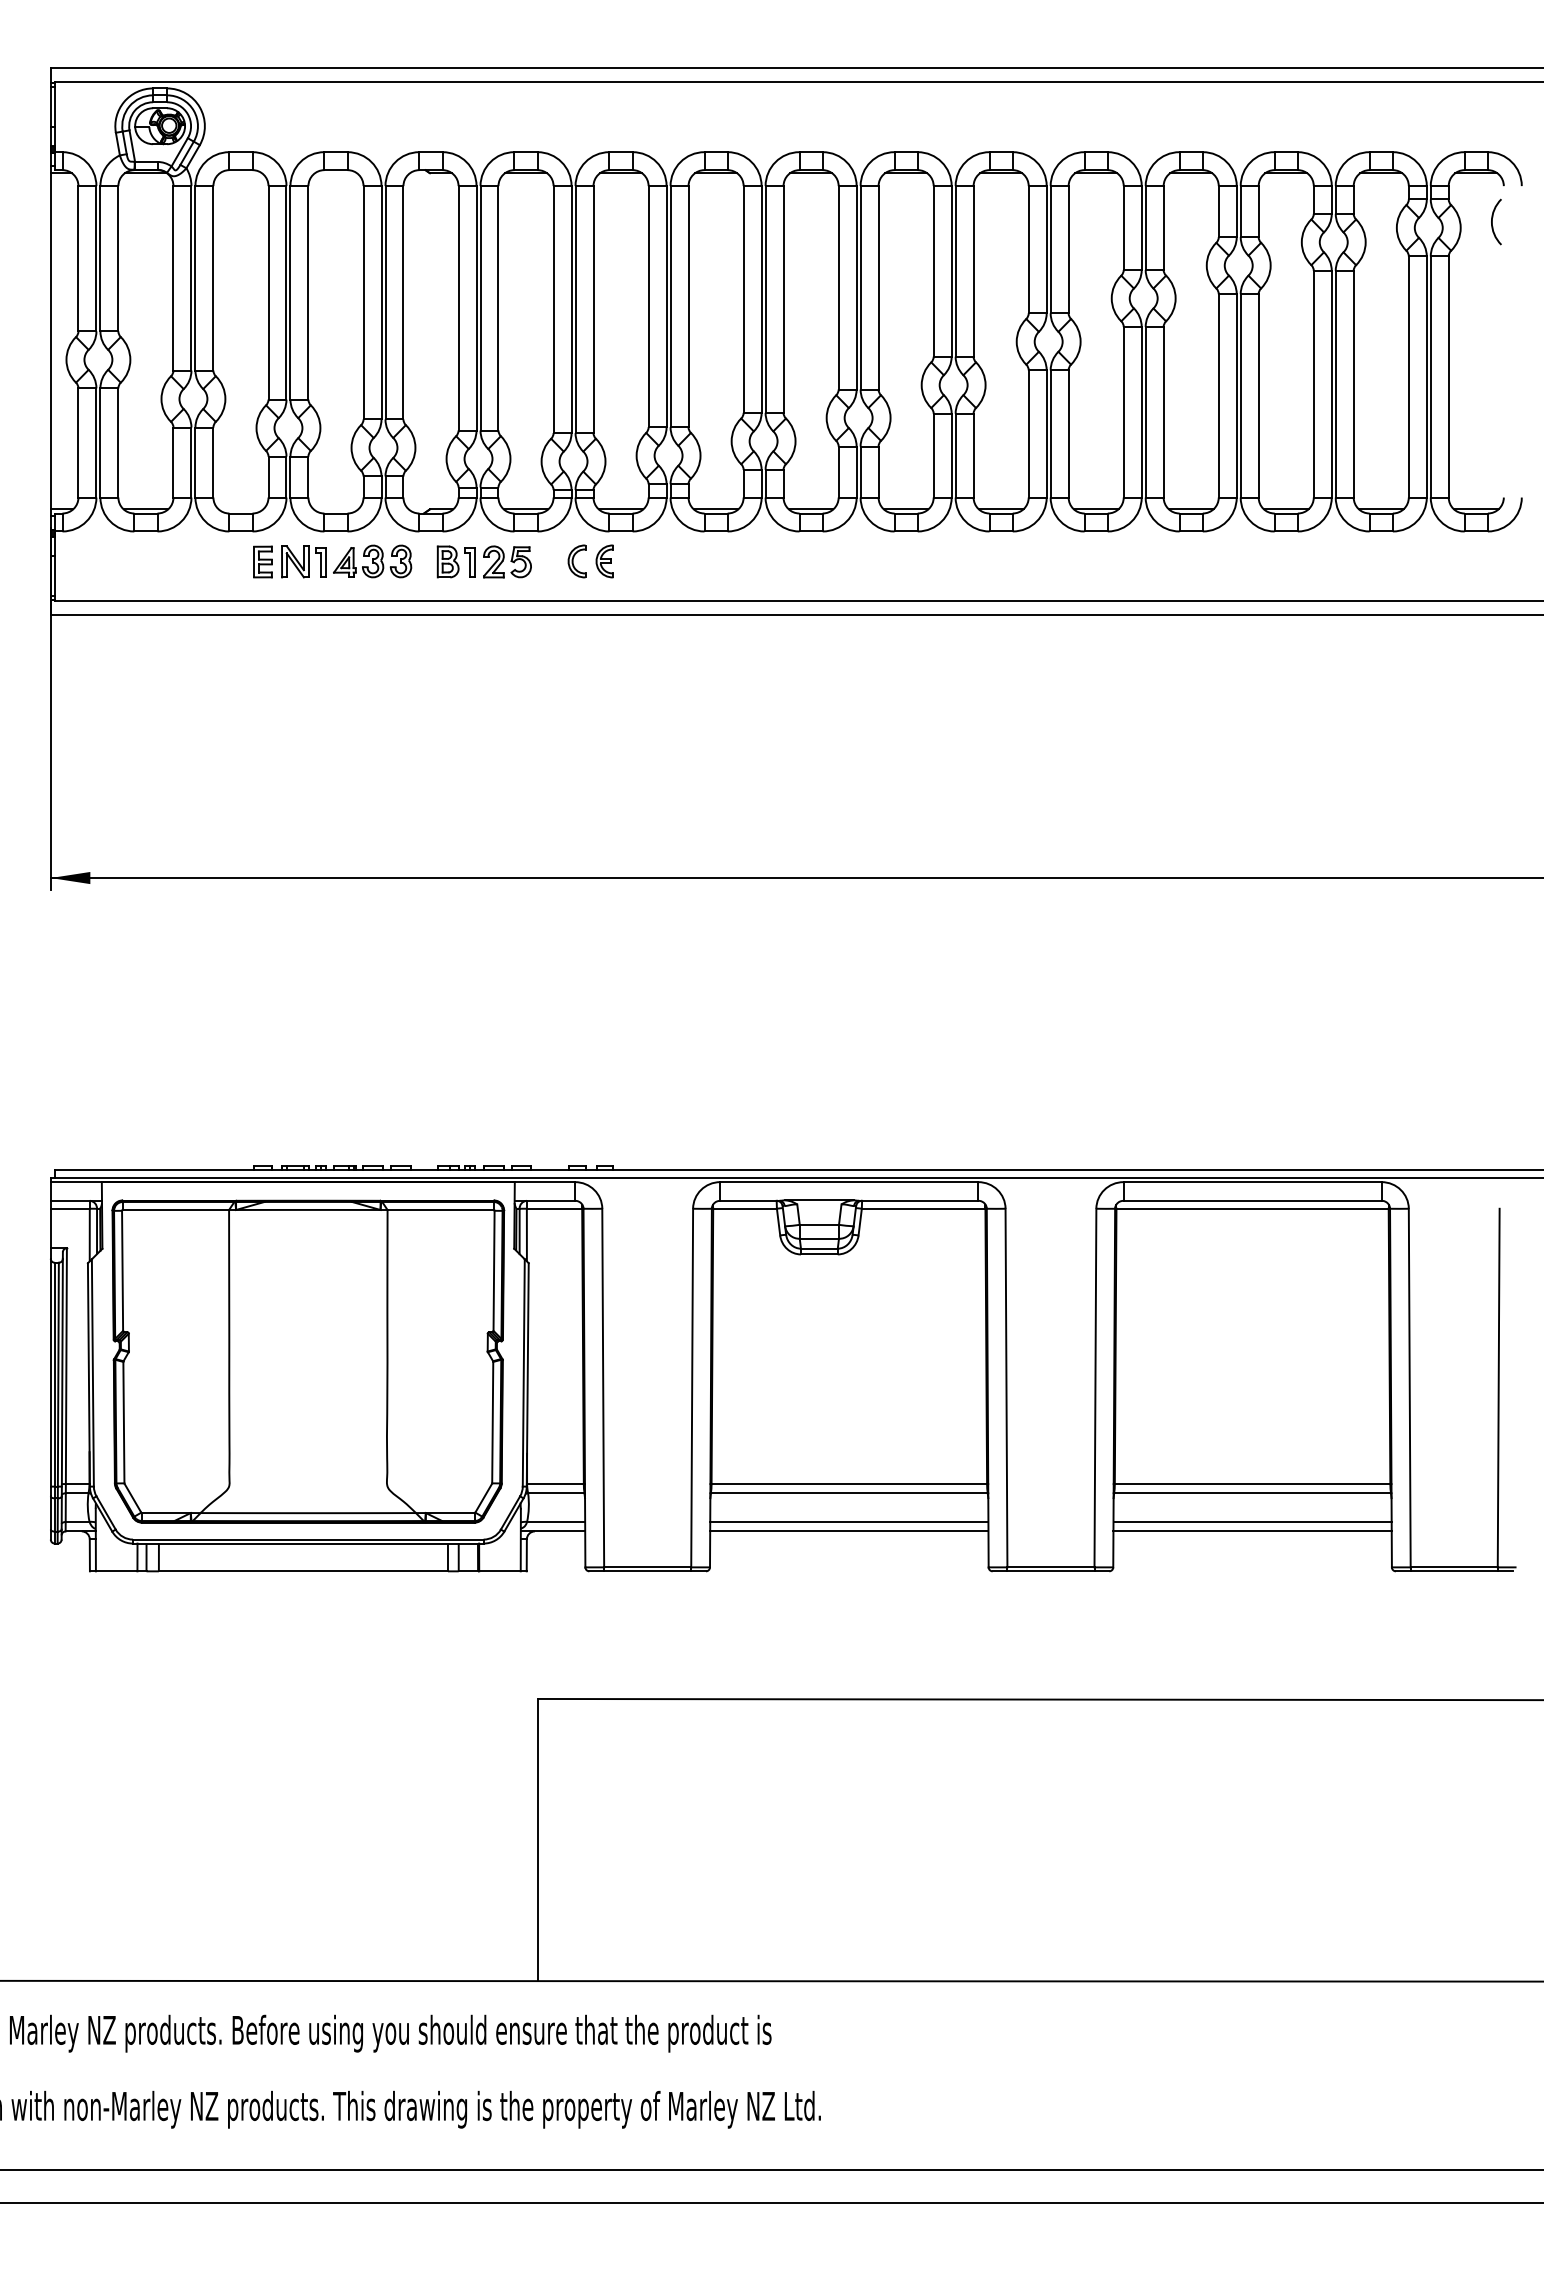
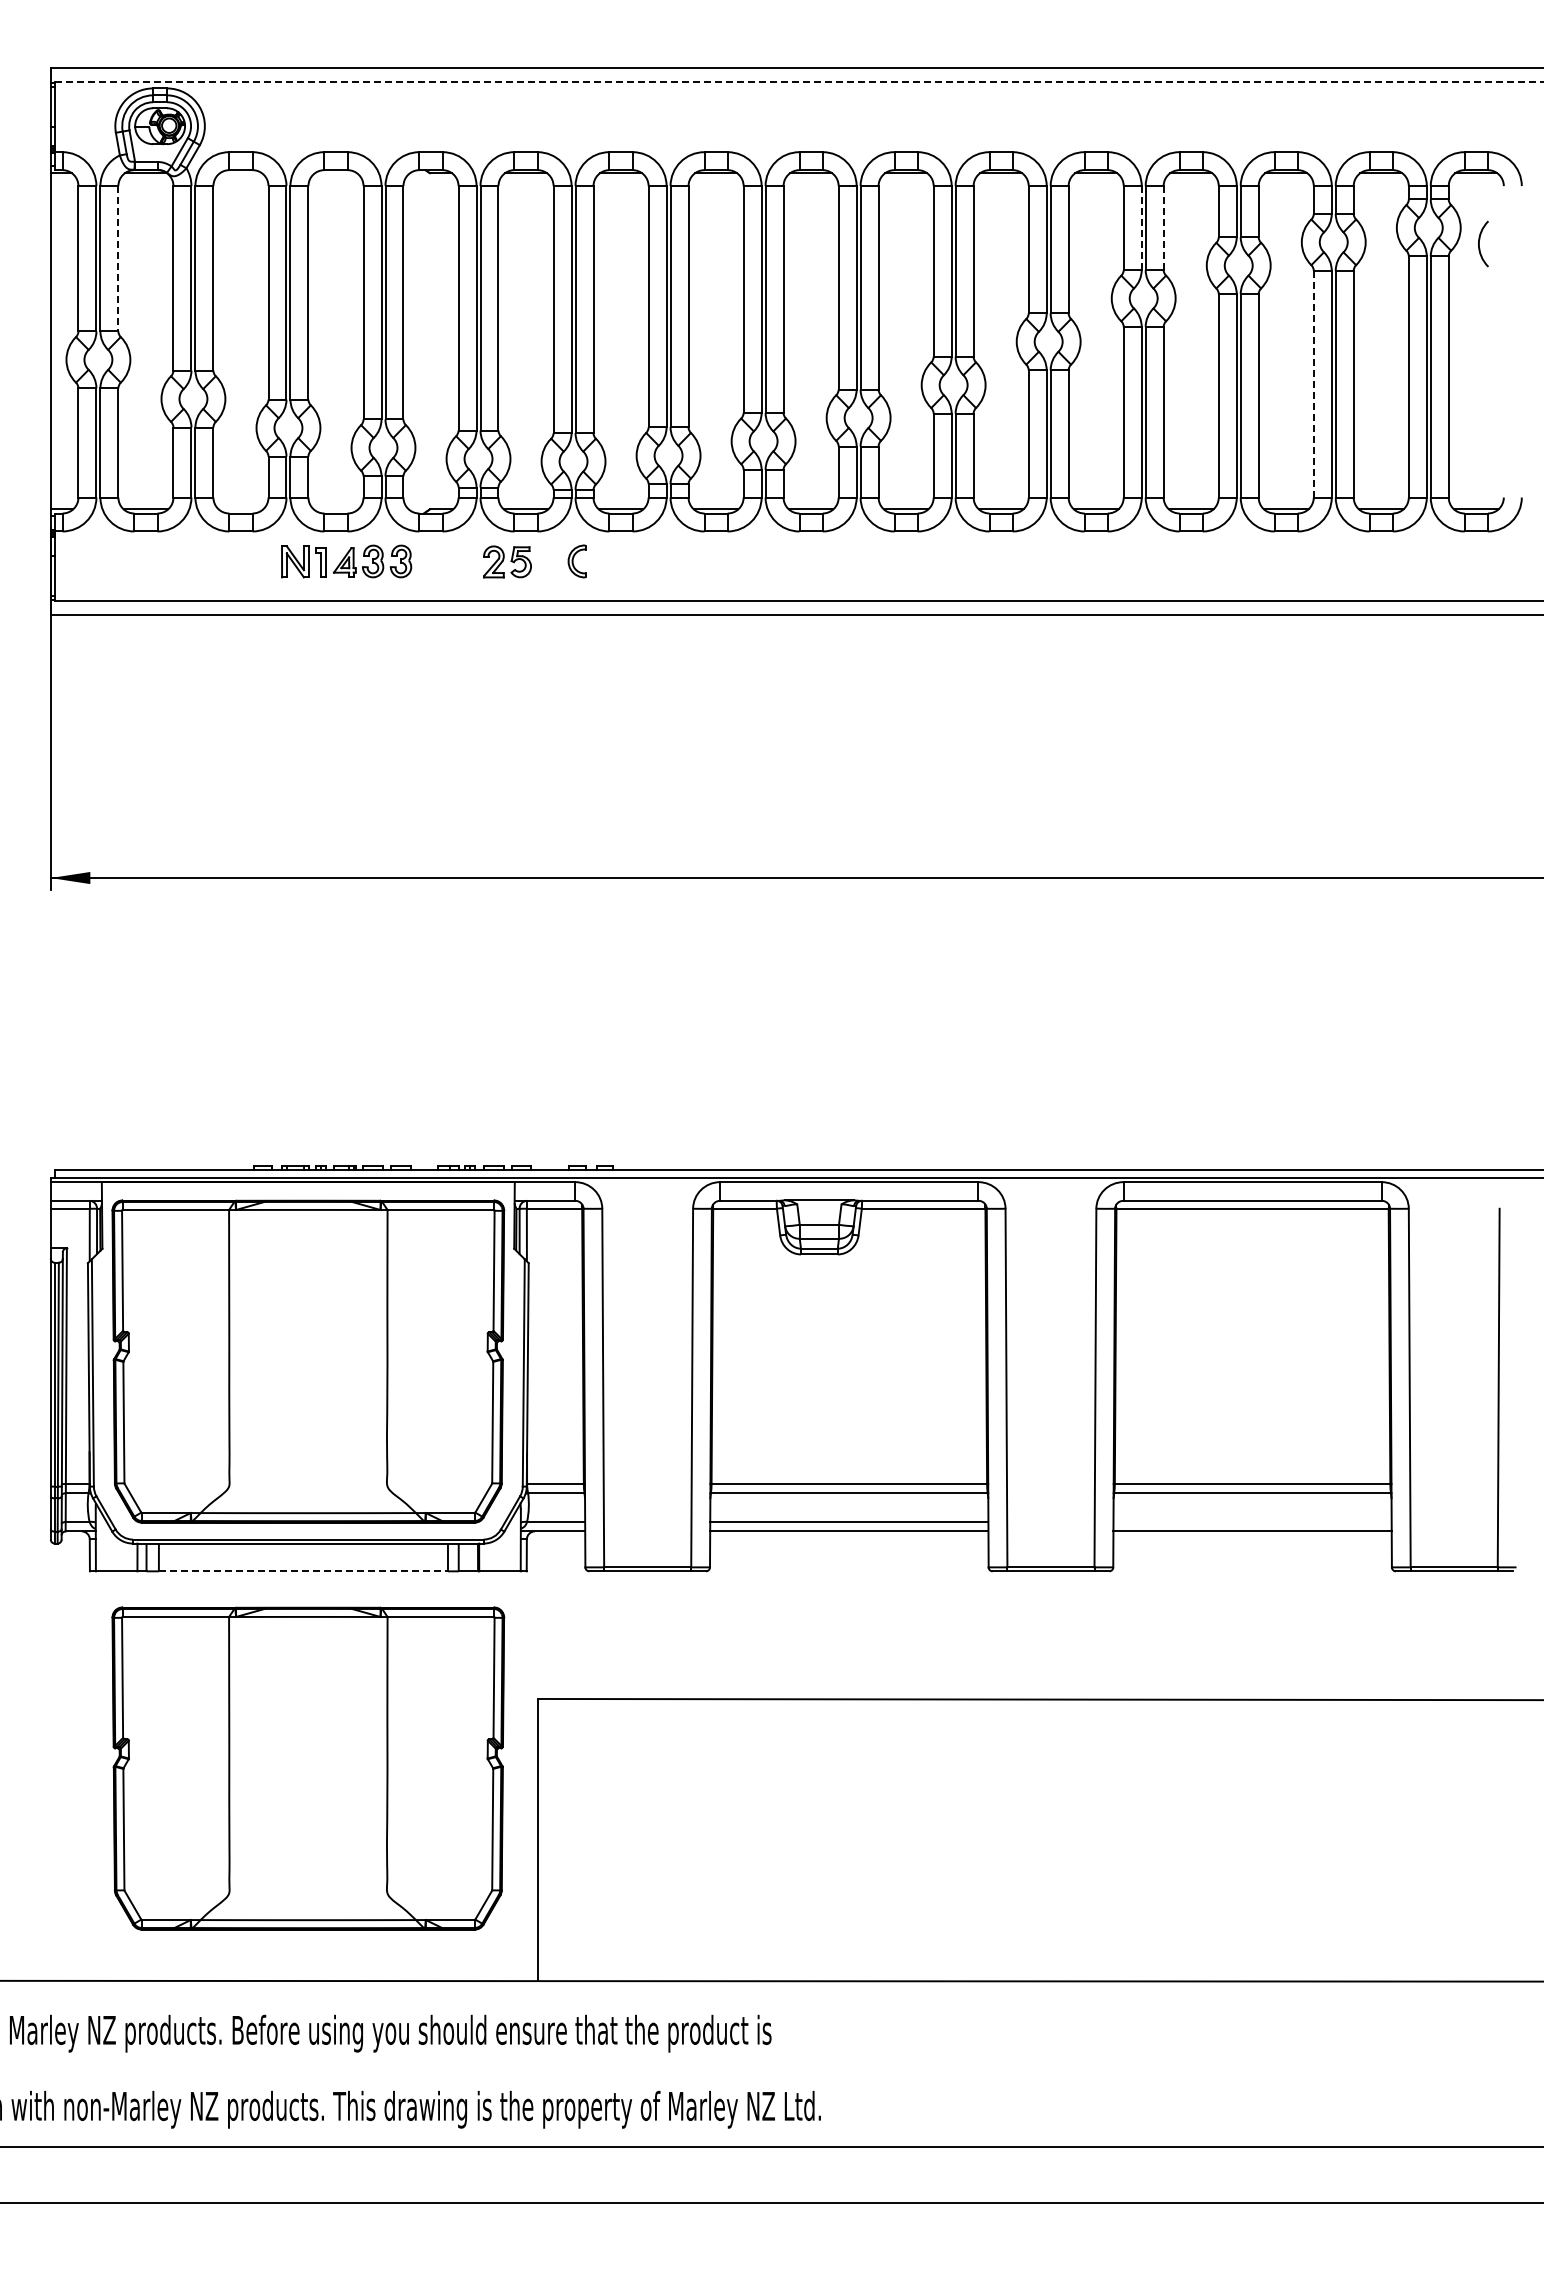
line: solid -> dashed (799, 82)
arc position: (1492, 221) -> (1479, 243) (1479, 243)
line: solid -> dashed (1141, 228)
line: solid -> dashed (1163, 228)
line: solid -> dashed (118, 258)
line: solid -> dashed (1313, 383)
part: present -> none (262, 561)
part: present -> none (455, 561)
part: present -> none (604, 561)
line: present -> none (1252, 1522)
line: solid -> dashed (303, 1571)
part: none -> present (308, 1768)
line position: (771, 2170) -> (771, 2147) (771, 2147)
